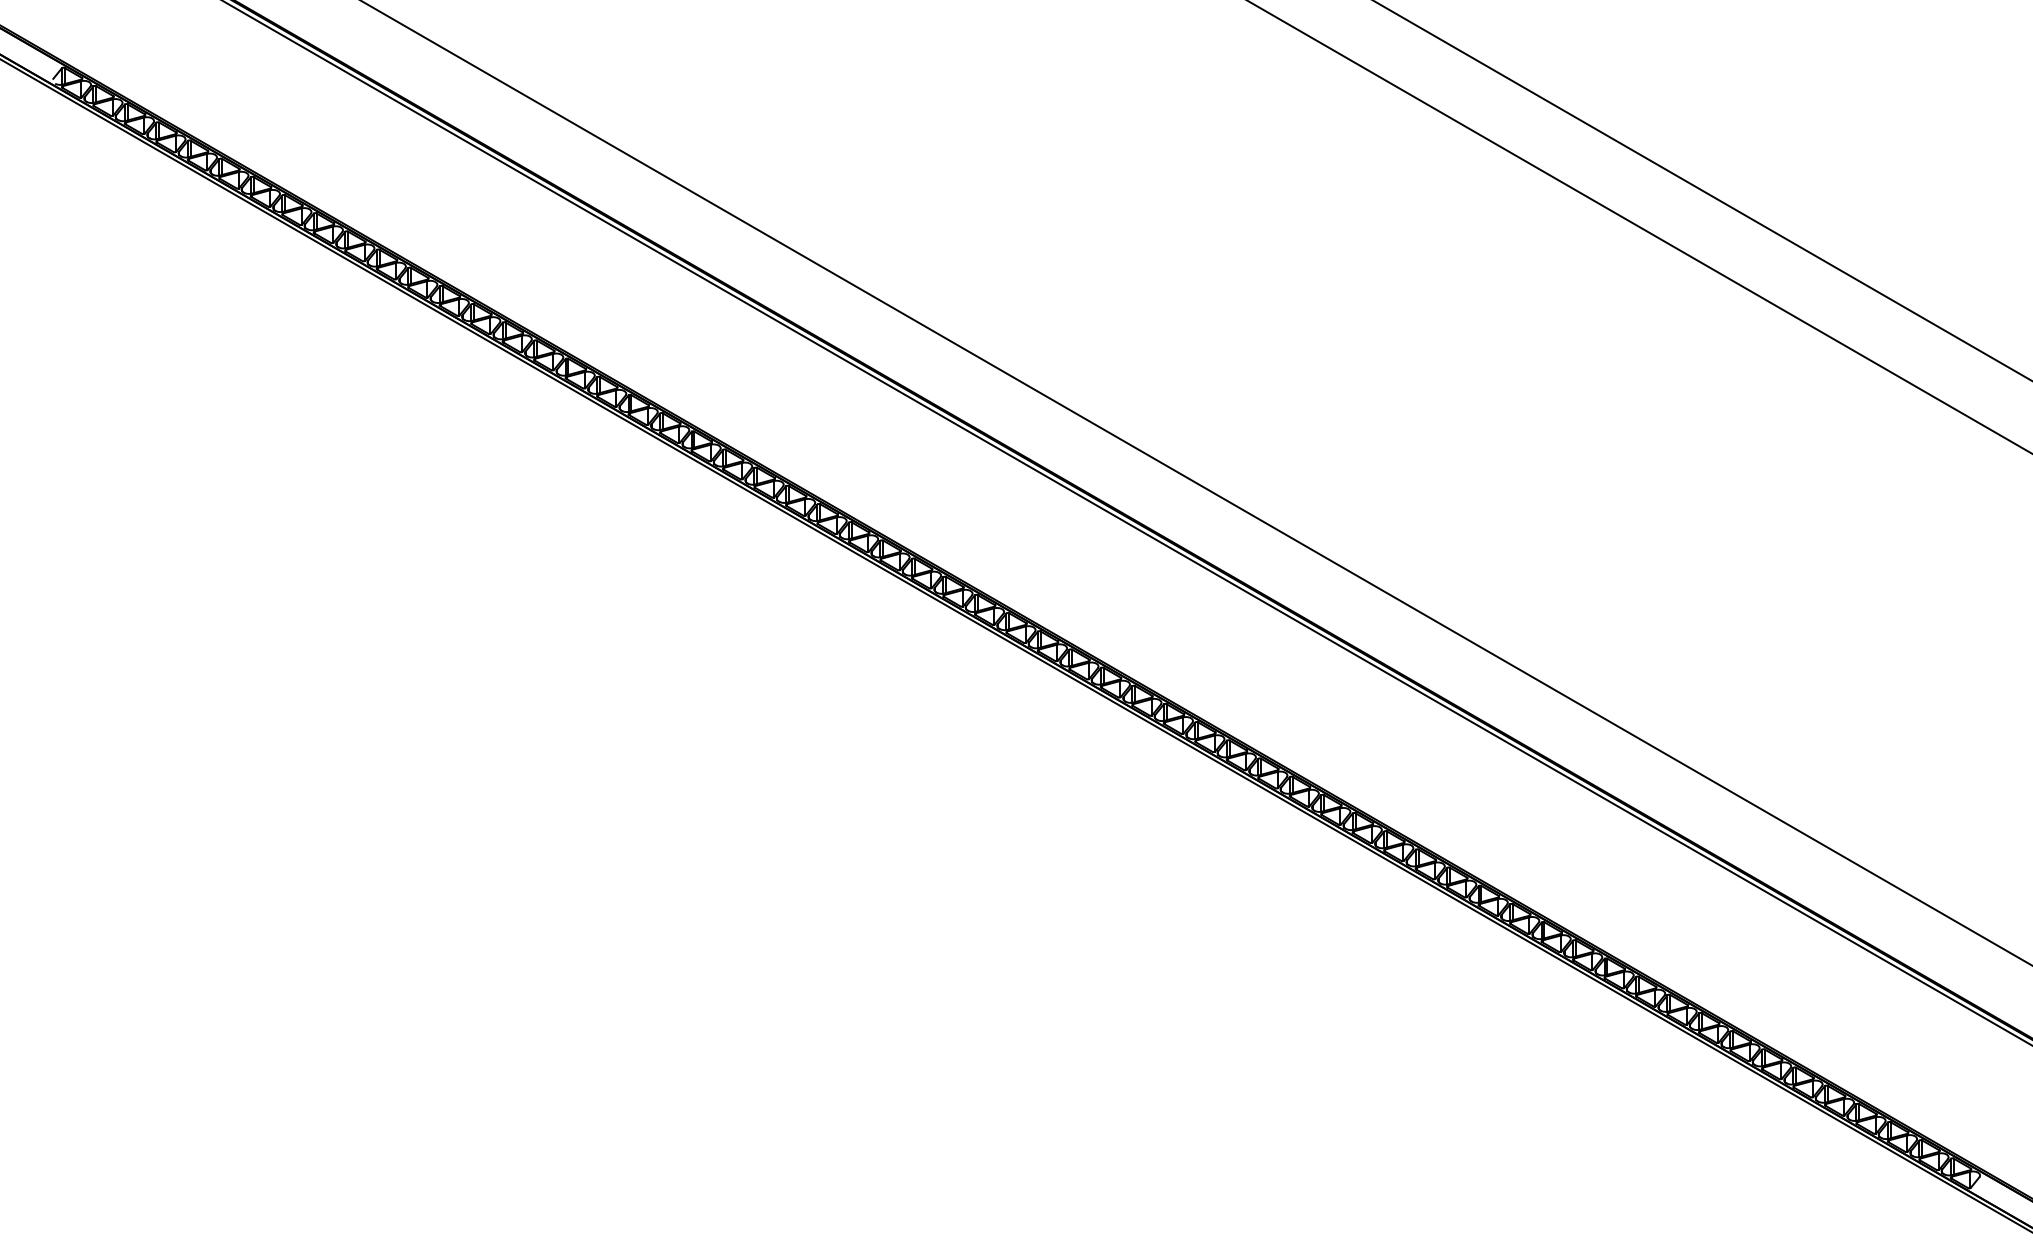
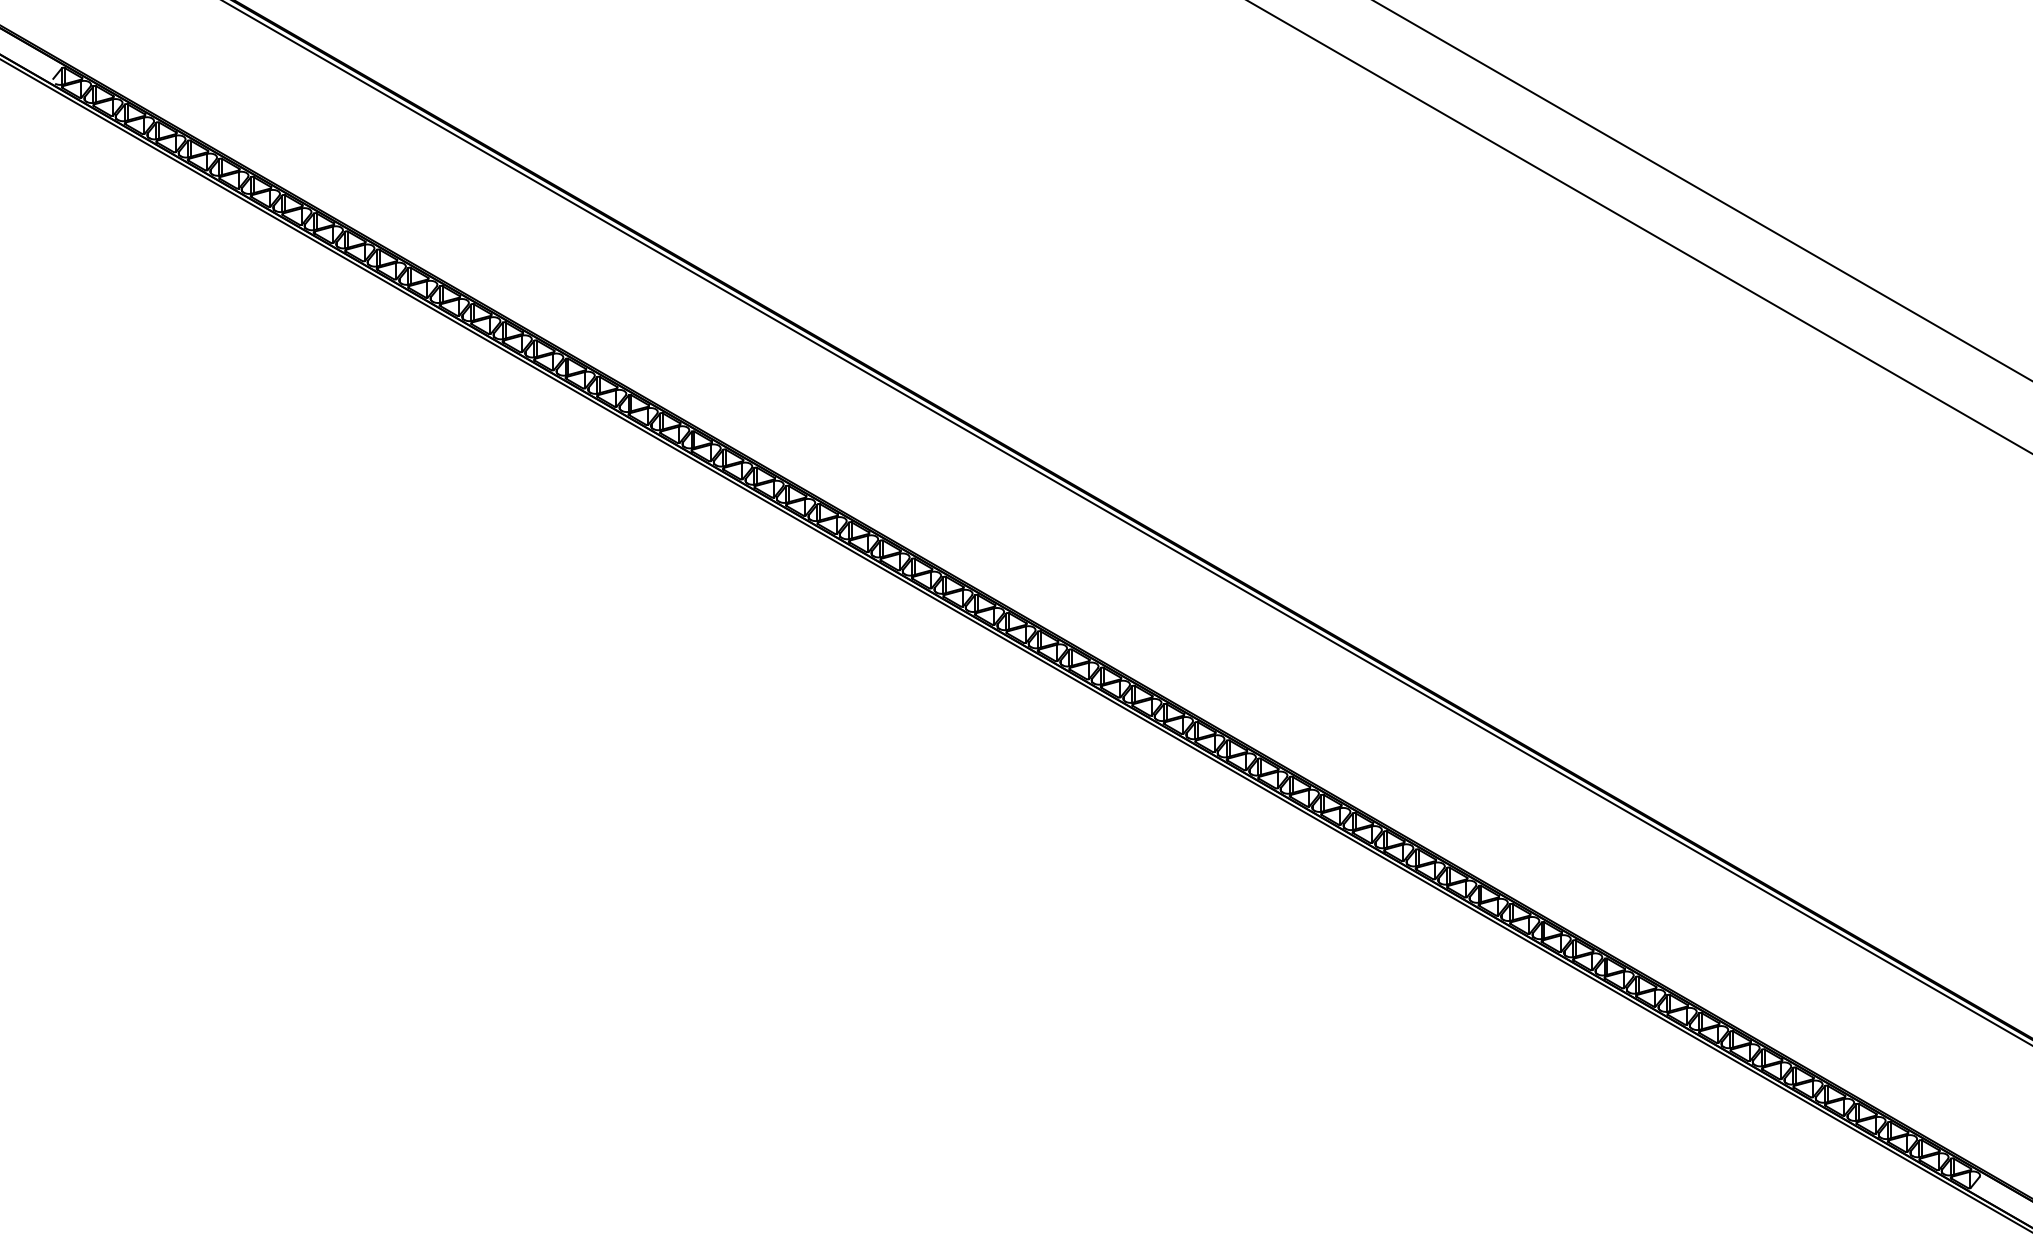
line: present -> none (1196, 483)
